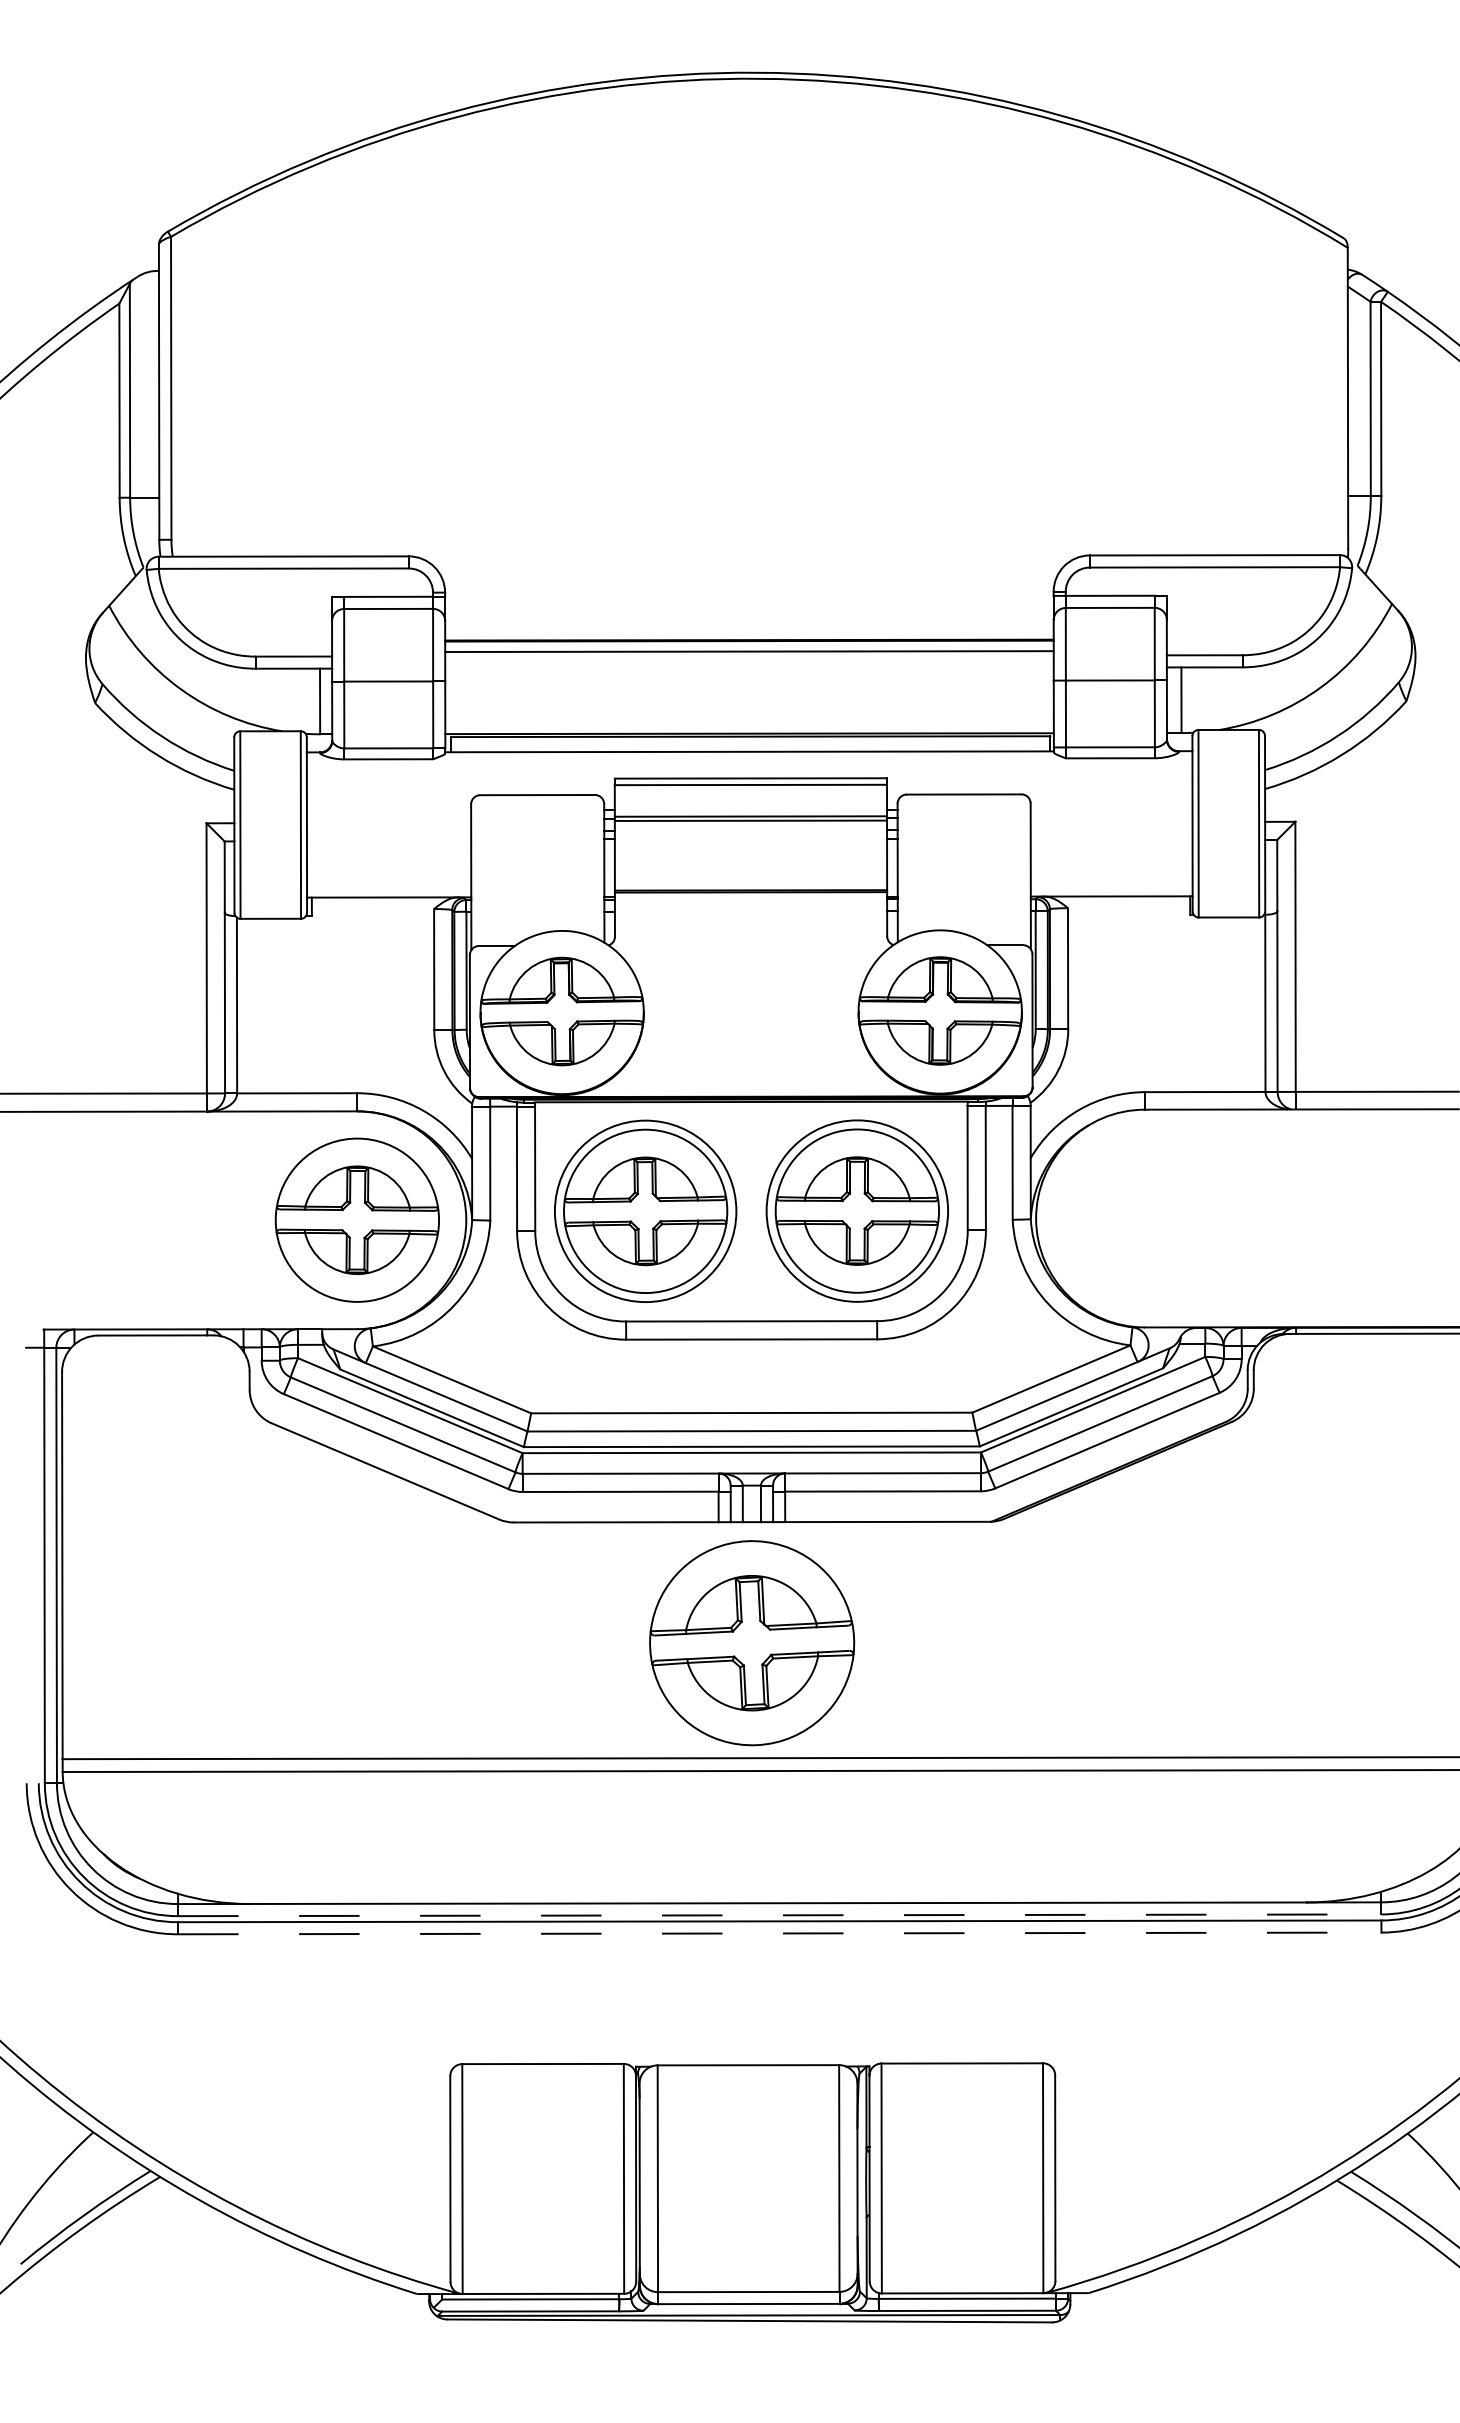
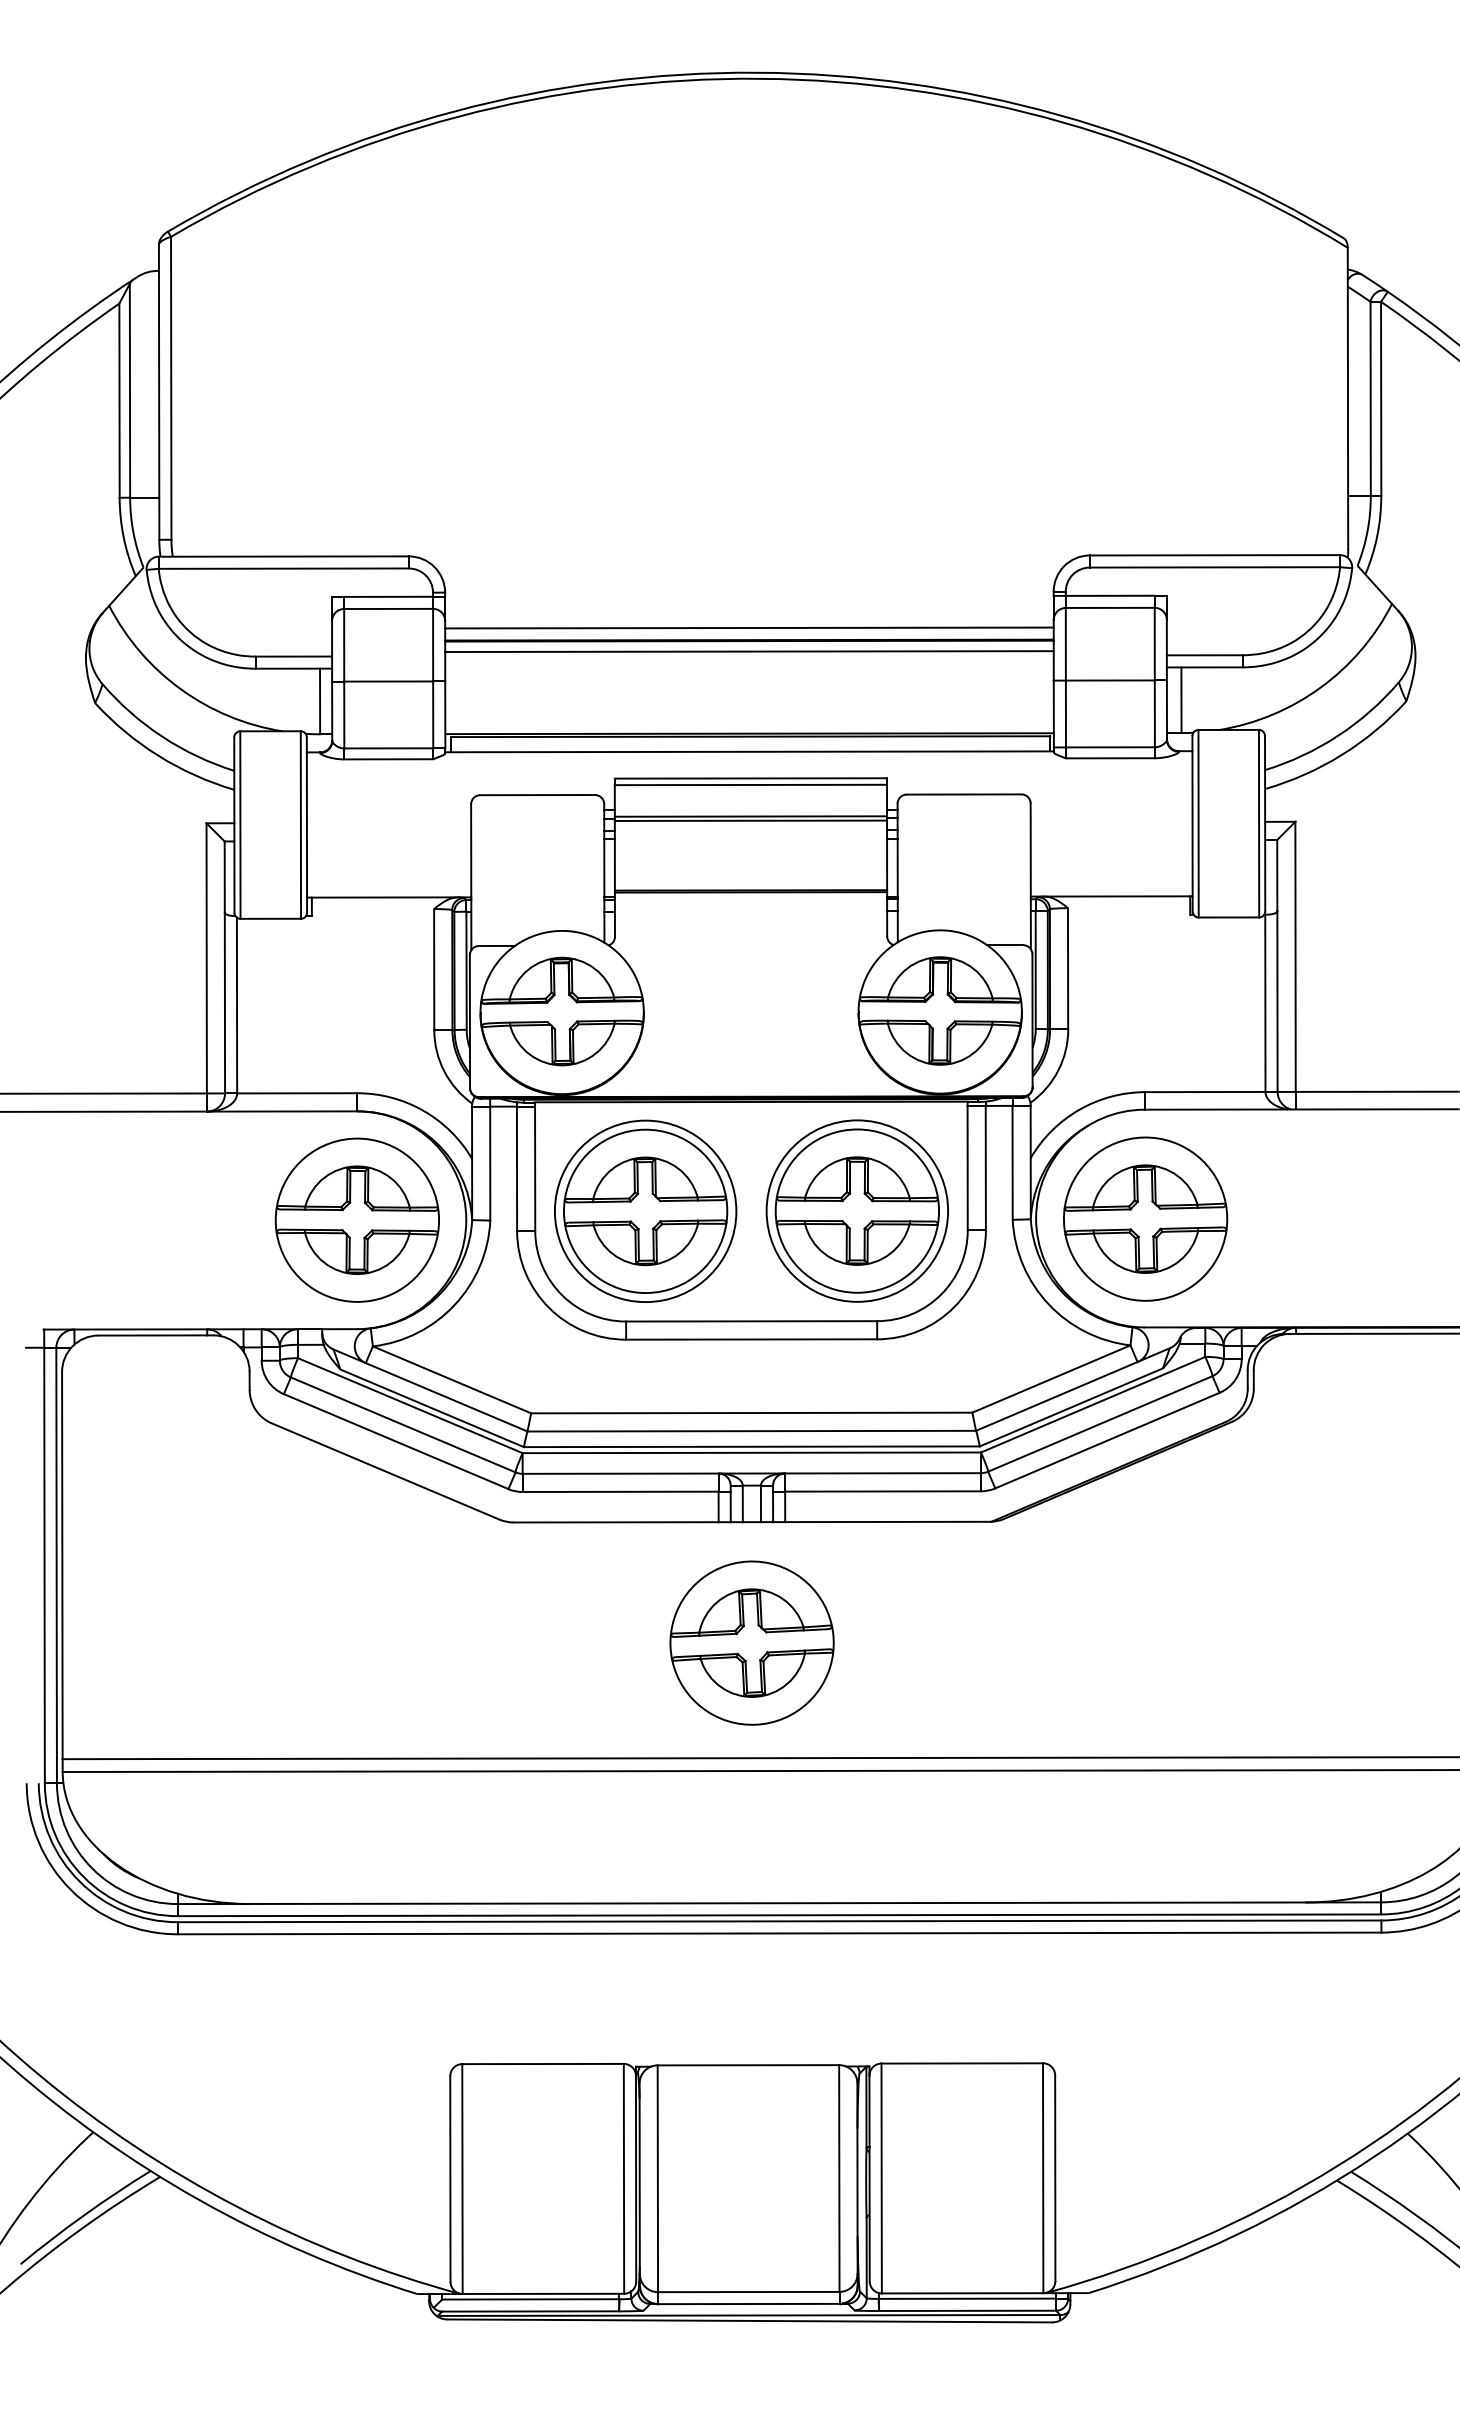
line: none -> present (749, 627)
part: none -> present (1145, 1218)
part size: 207x207 px -> 166x166 px (751, 1642)
line: dashed -> solid (779, 1915)
line: dashed -> solid (779, 1933)
